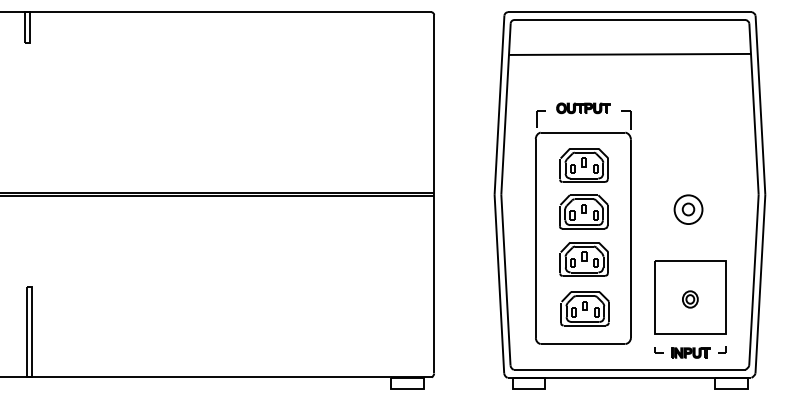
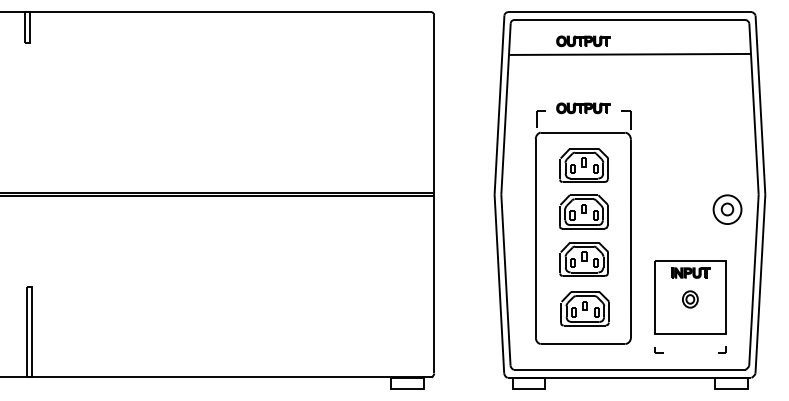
part: none -> present (583, 41)
part position: (688, 209) -> (727, 209) (727, 209)
part position: (690, 352) -> (690, 272) (690, 272)
